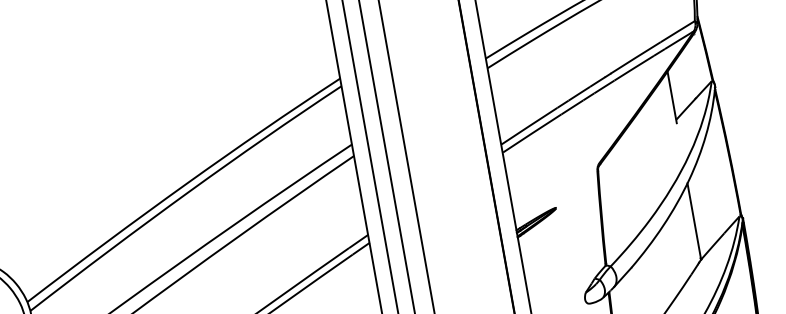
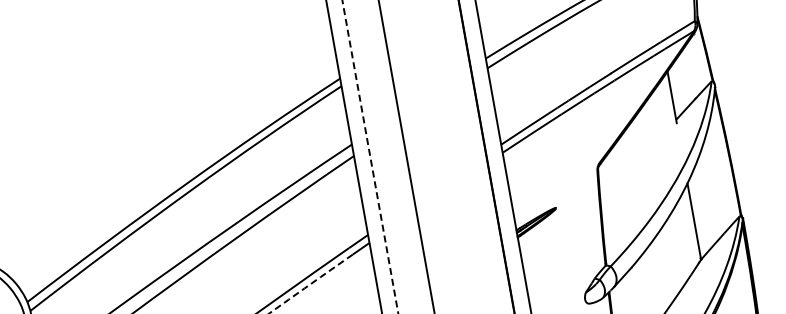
line: present -> none (386, 156)
line: solid -> dashed (370, 157)
arc: solid -> dashed (310, 284)
